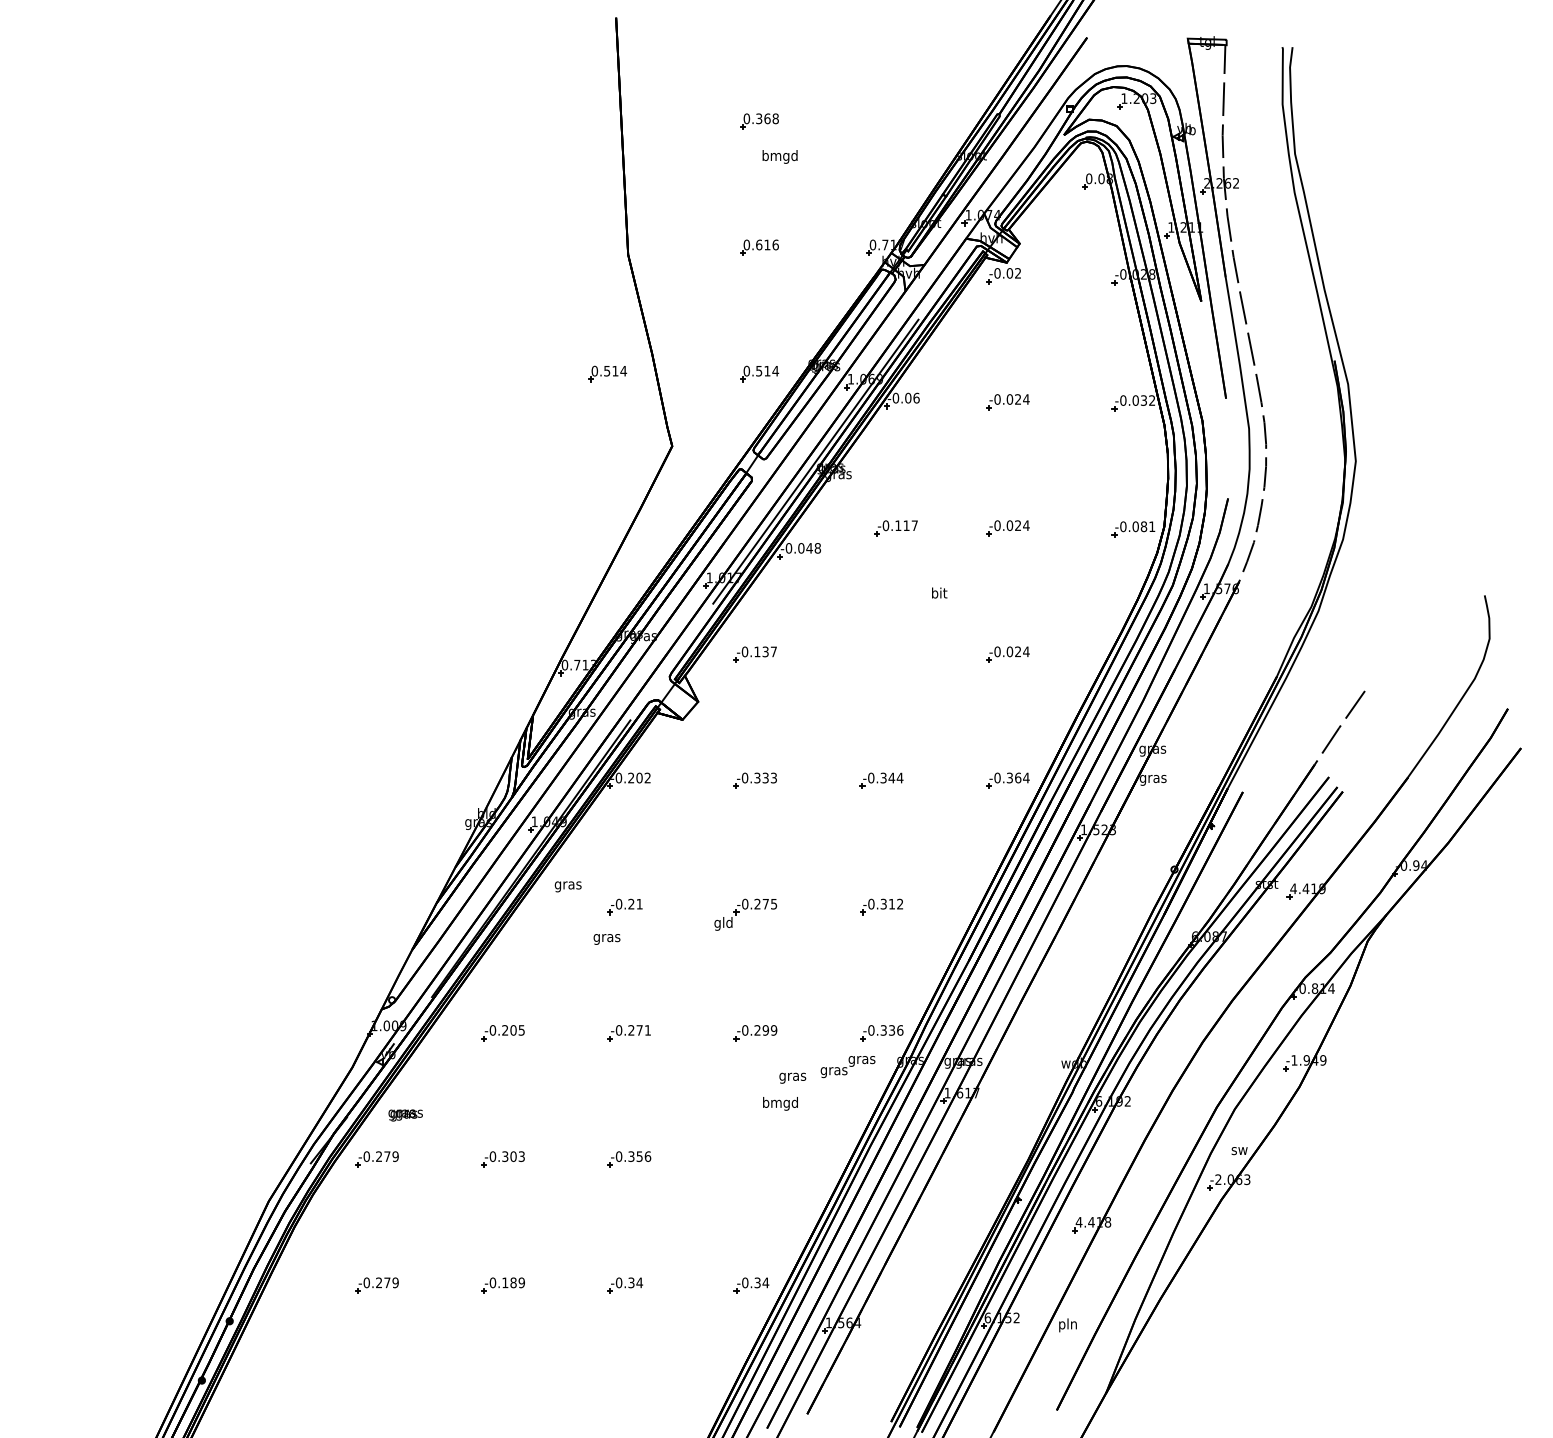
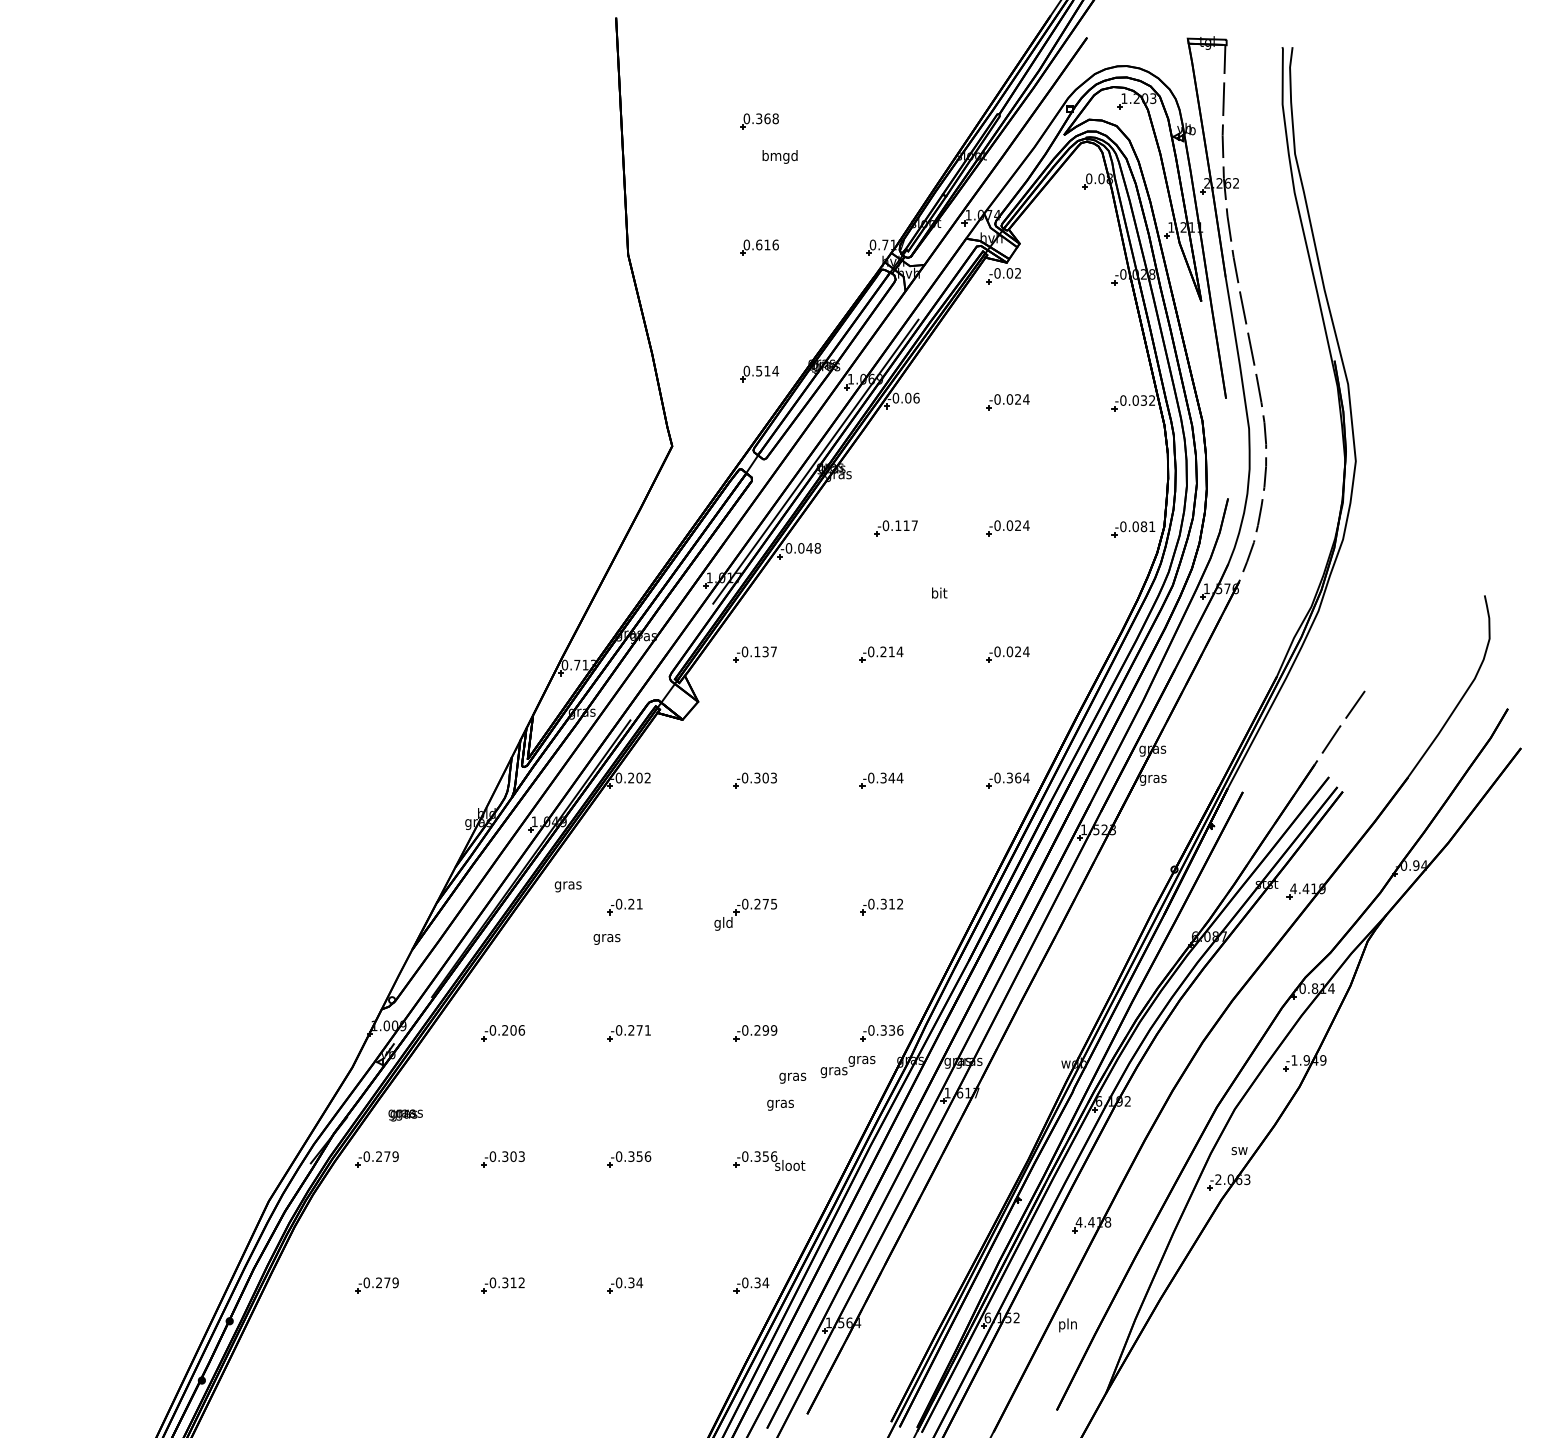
part: present -> none (607, 373)
part: none -> present (881, 654)
text: -0.333 -> -0.303 (765, 777)
text: -0.205 -> -0.206 (521, 1030)
text: bmgd -> gras (780, 1103)
part: none -> present (769, 1160)
text: -0.189 -> -0.312 (513, 1282)
